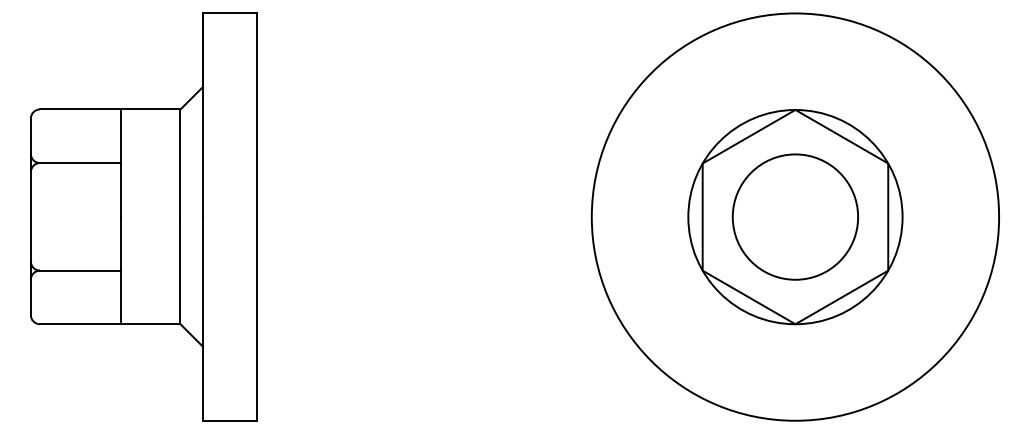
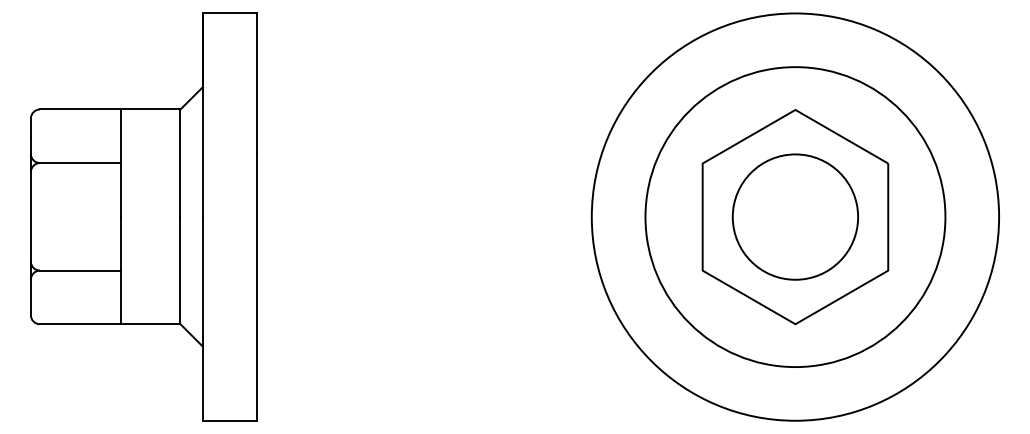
circle diameter: 214 px -> 300 px (795, 217)
